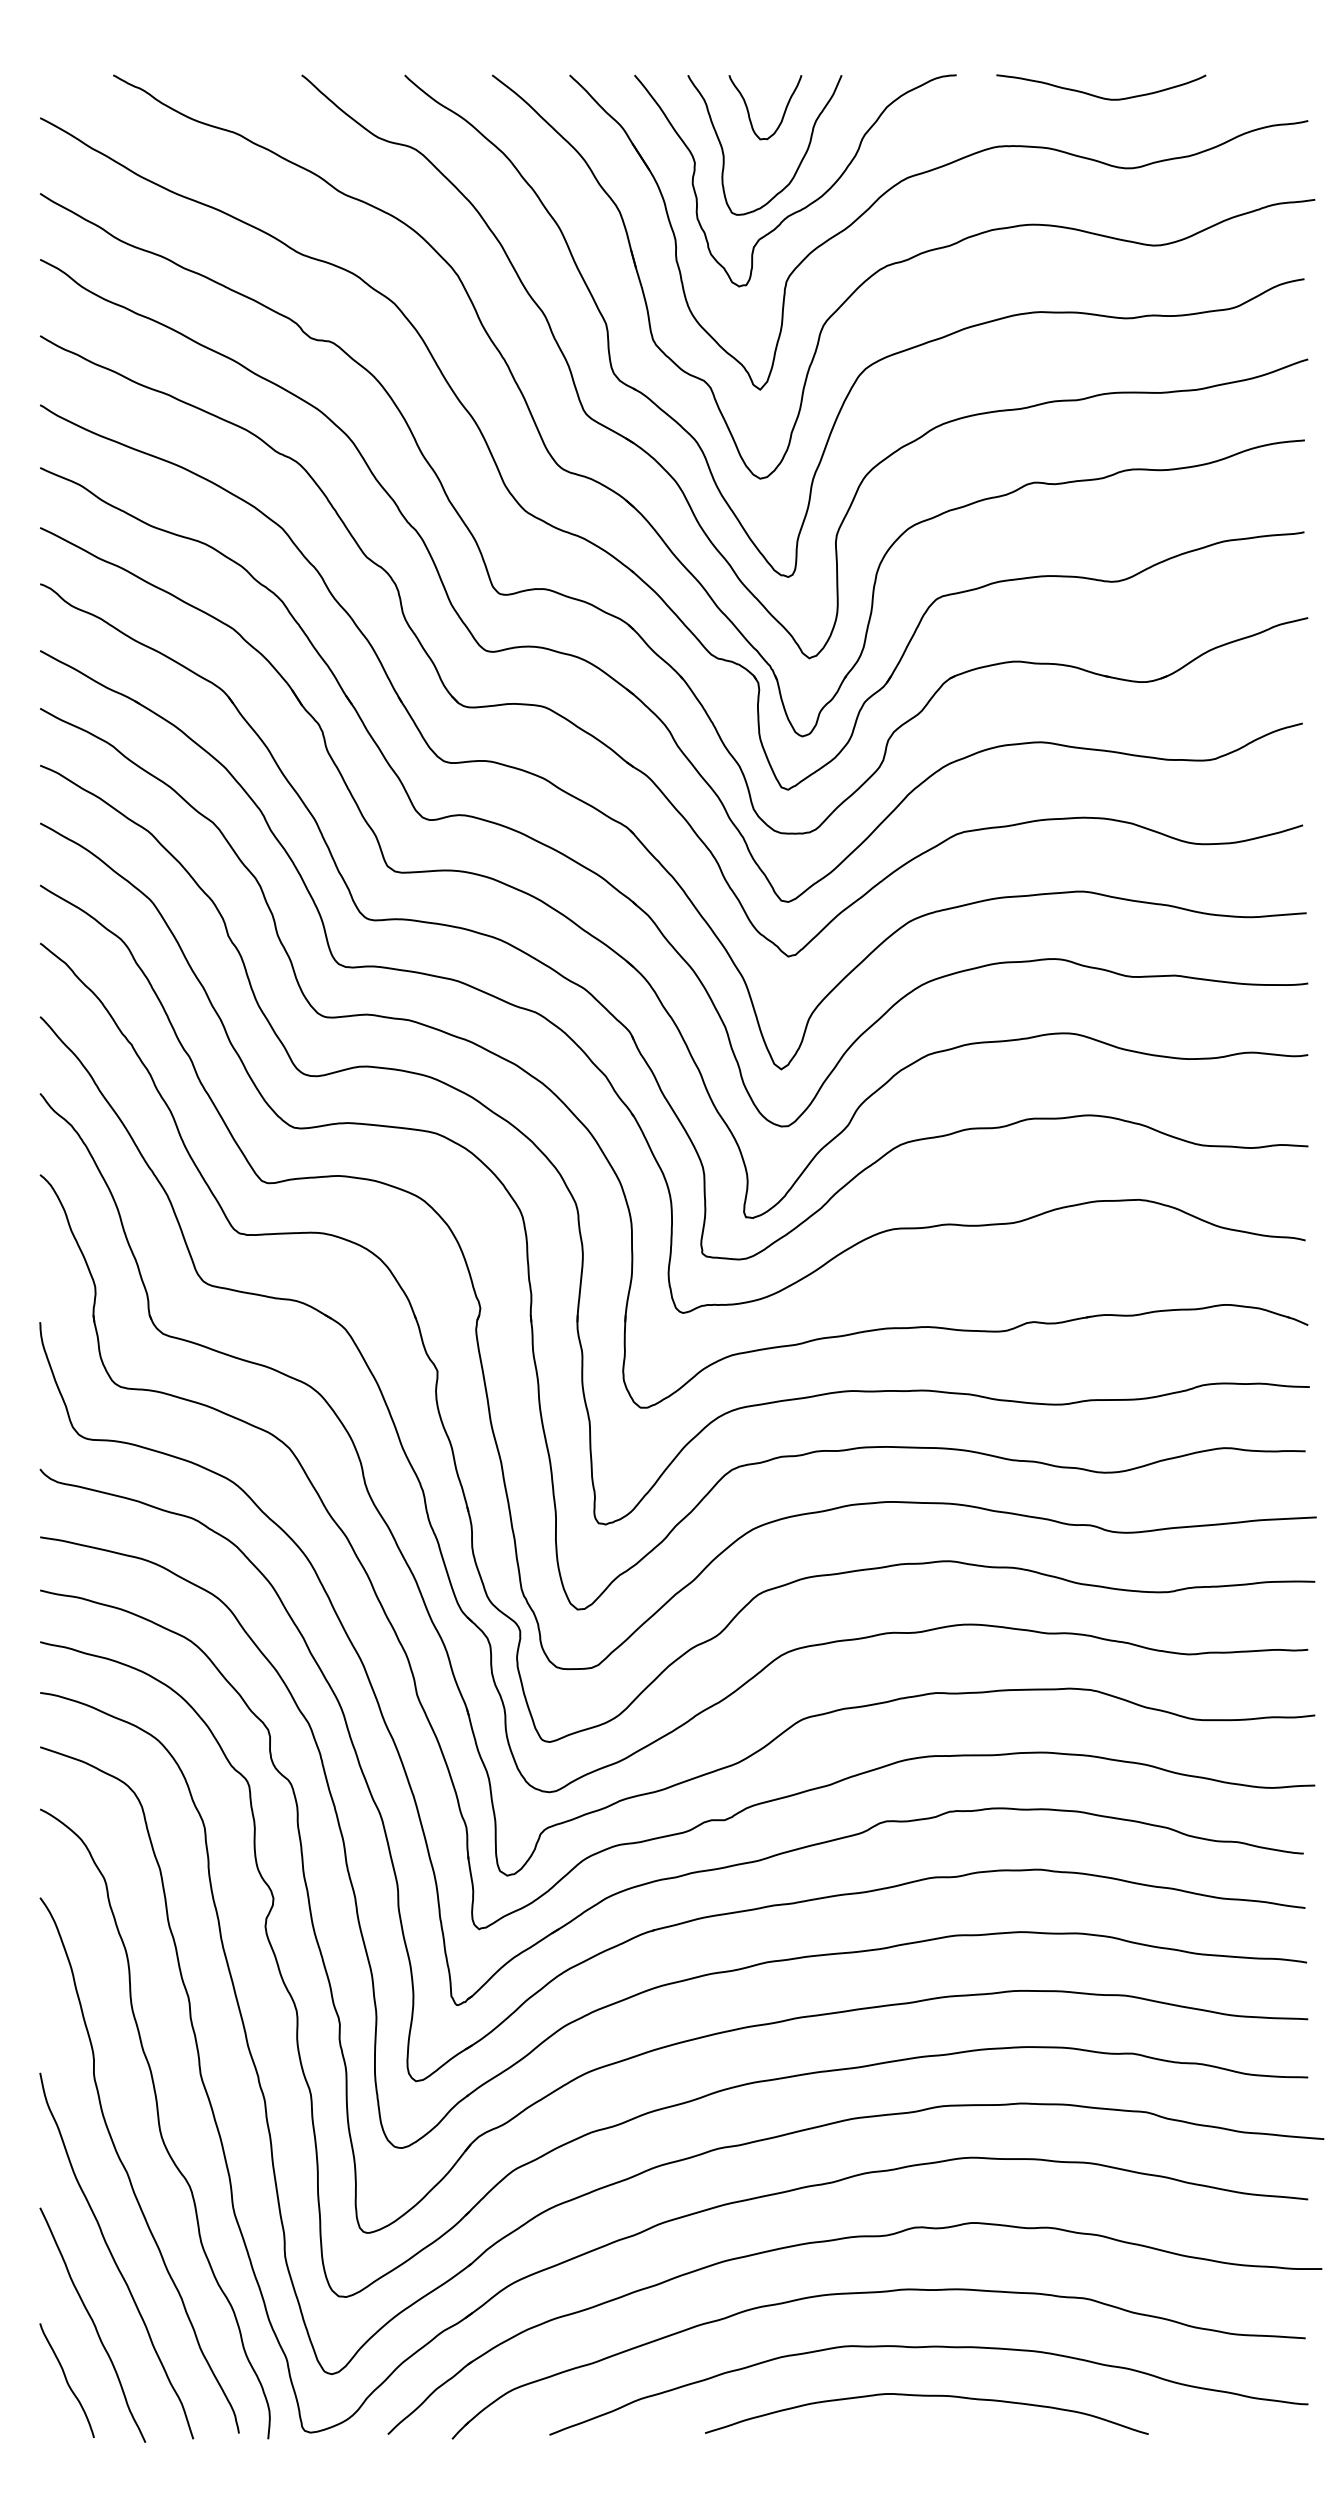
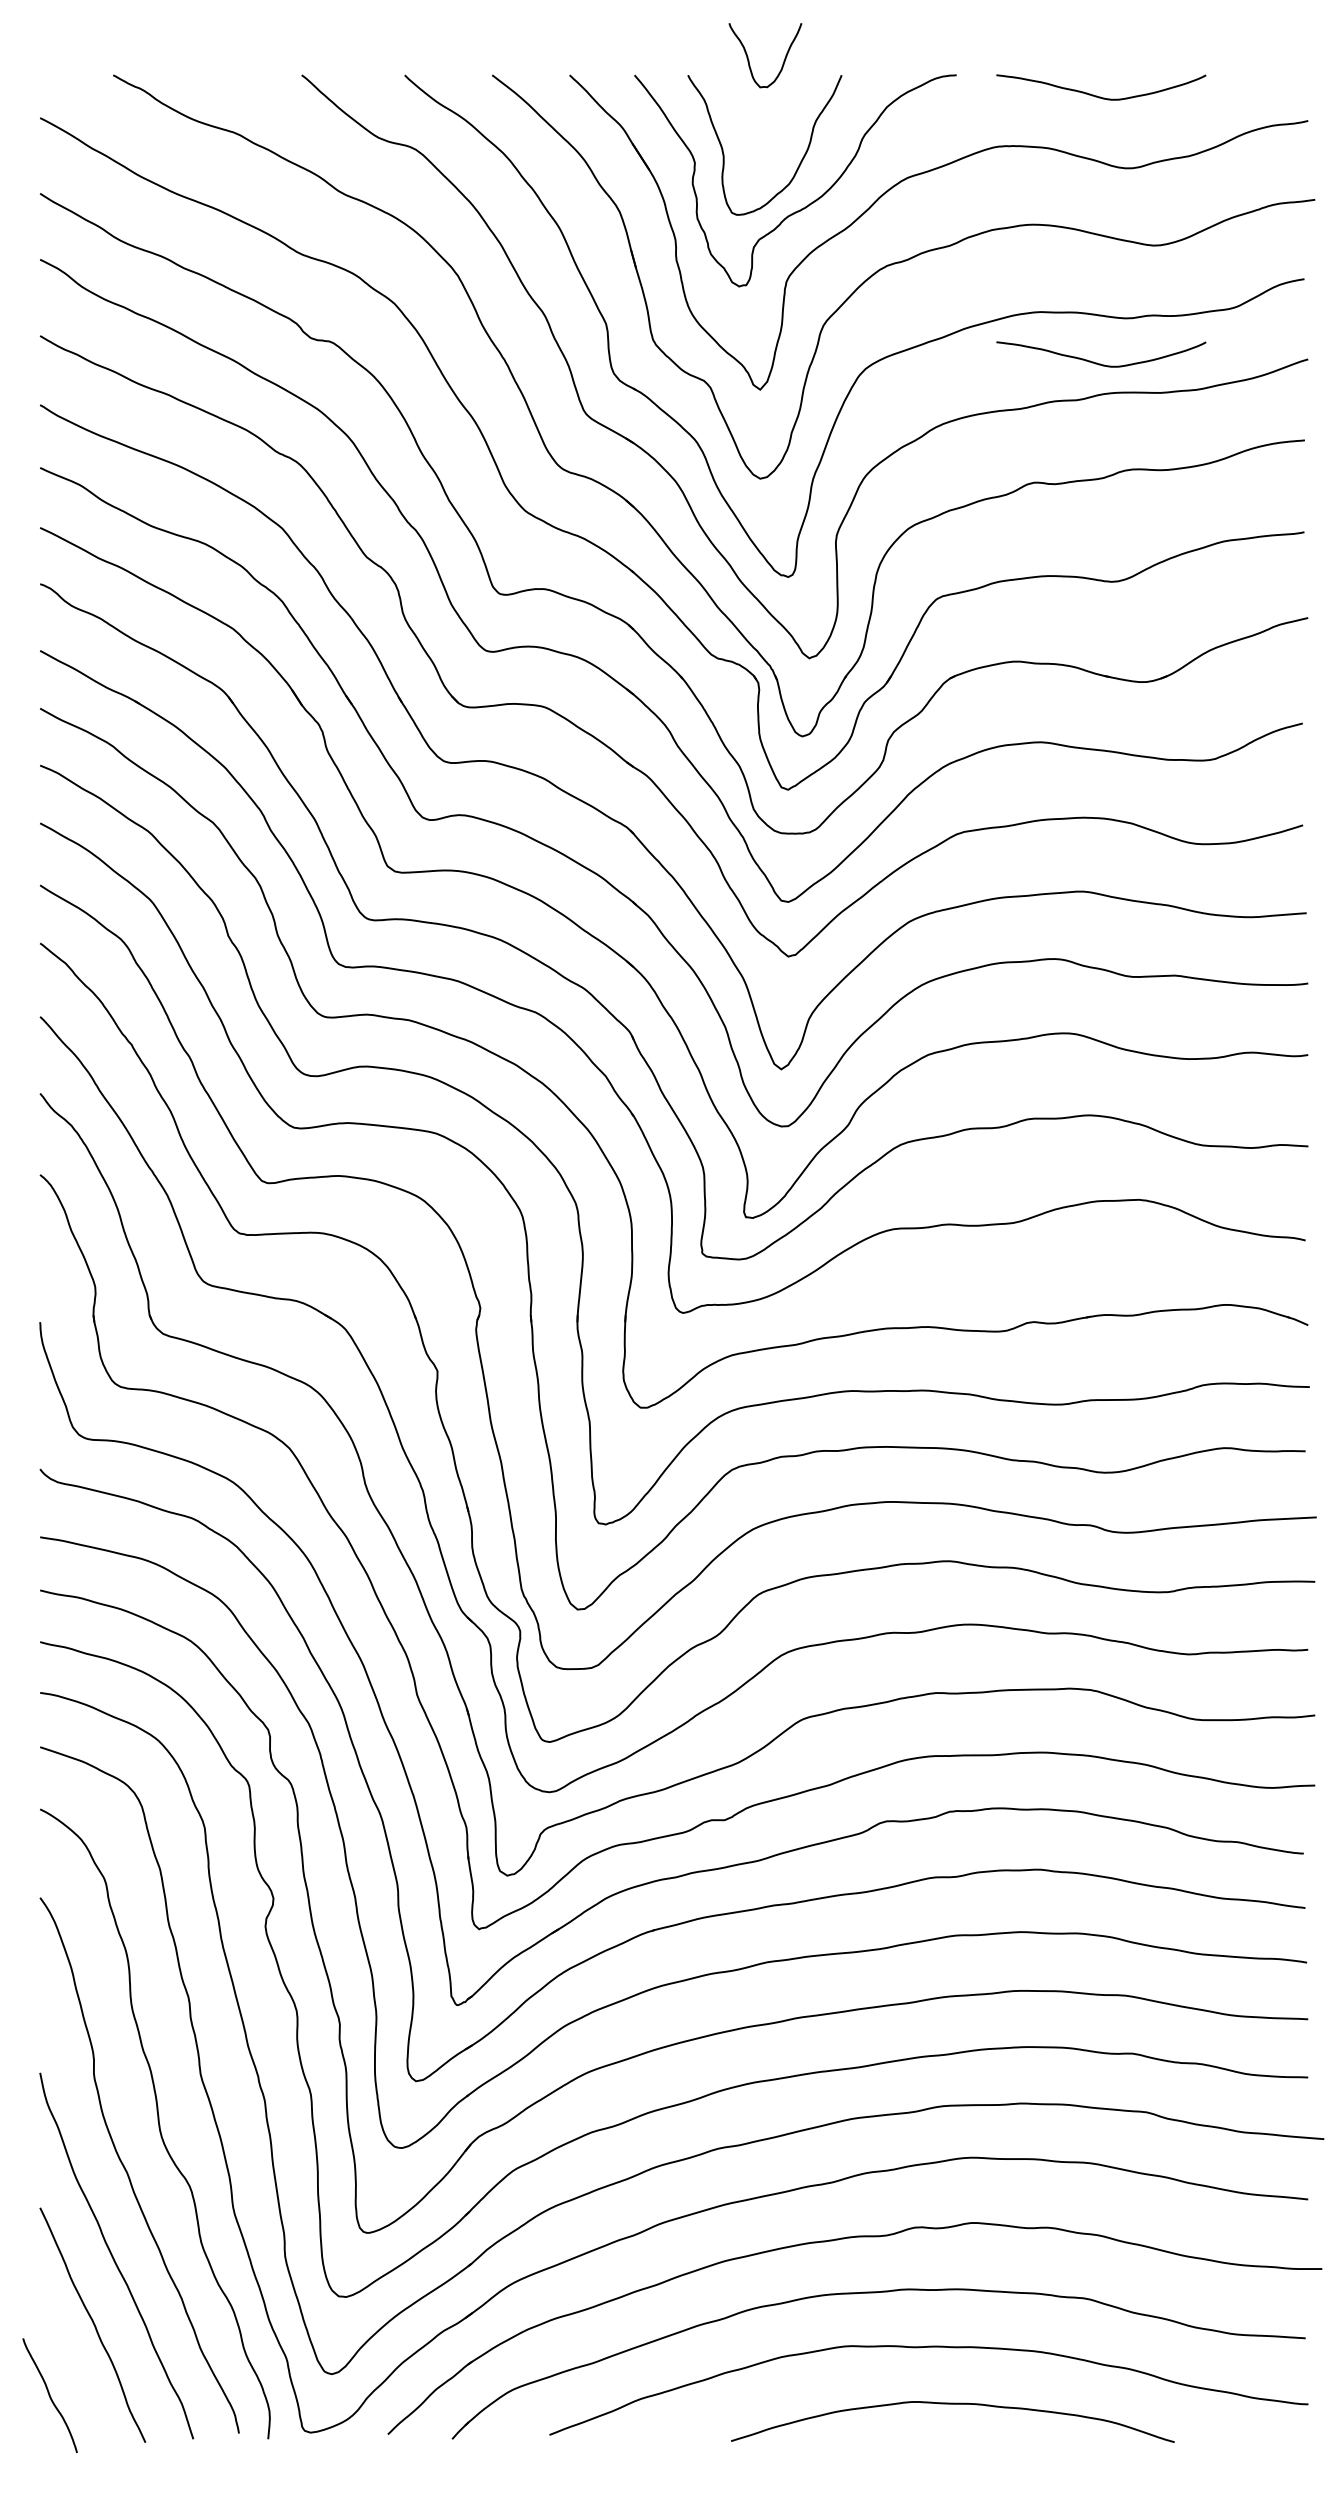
curve position: (749, 112) -> (749, 60) (749, 60)
curve: none -> present (1097, 362)
curve position: (66, 2380) -> (49, 2395) (49, 2395)
curve position: (926, 2396) -> (952, 2404) (952, 2404)
